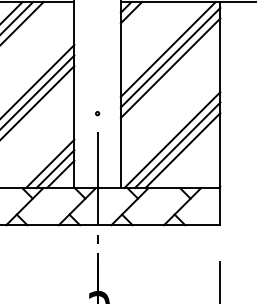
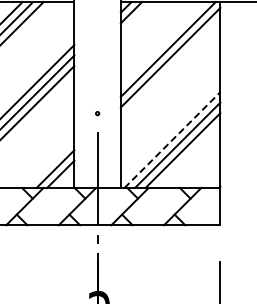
line: present -> none (170, 68)
line: solid -> dashed (172, 140)
line: present -> none (50, 163)
